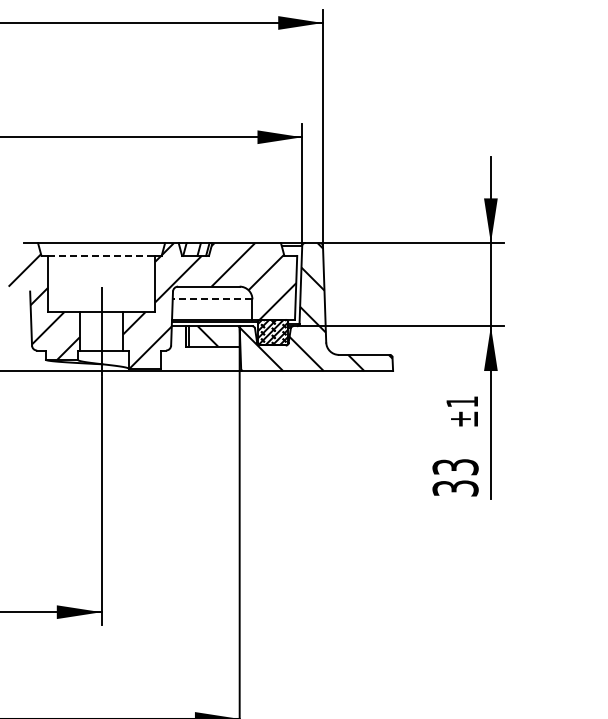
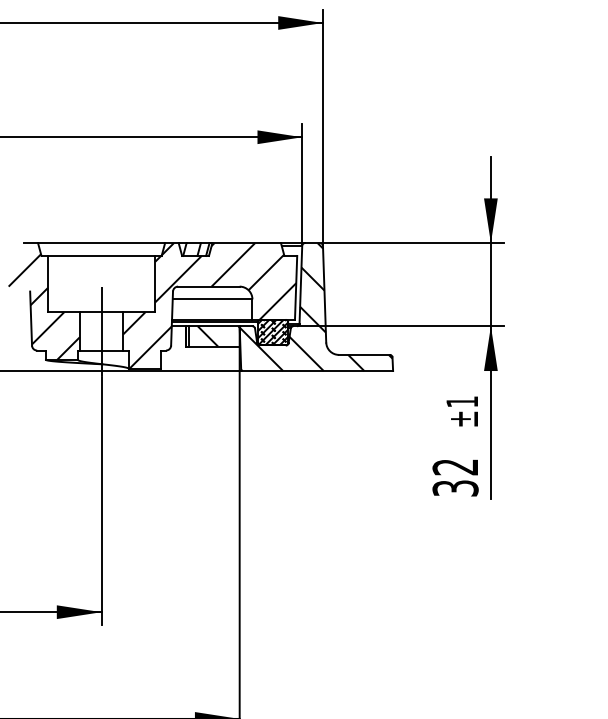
line: dashed -> solid (101, 255)
line: dashed -> solid (212, 299)
text: 33 -> 32 (455, 467)
